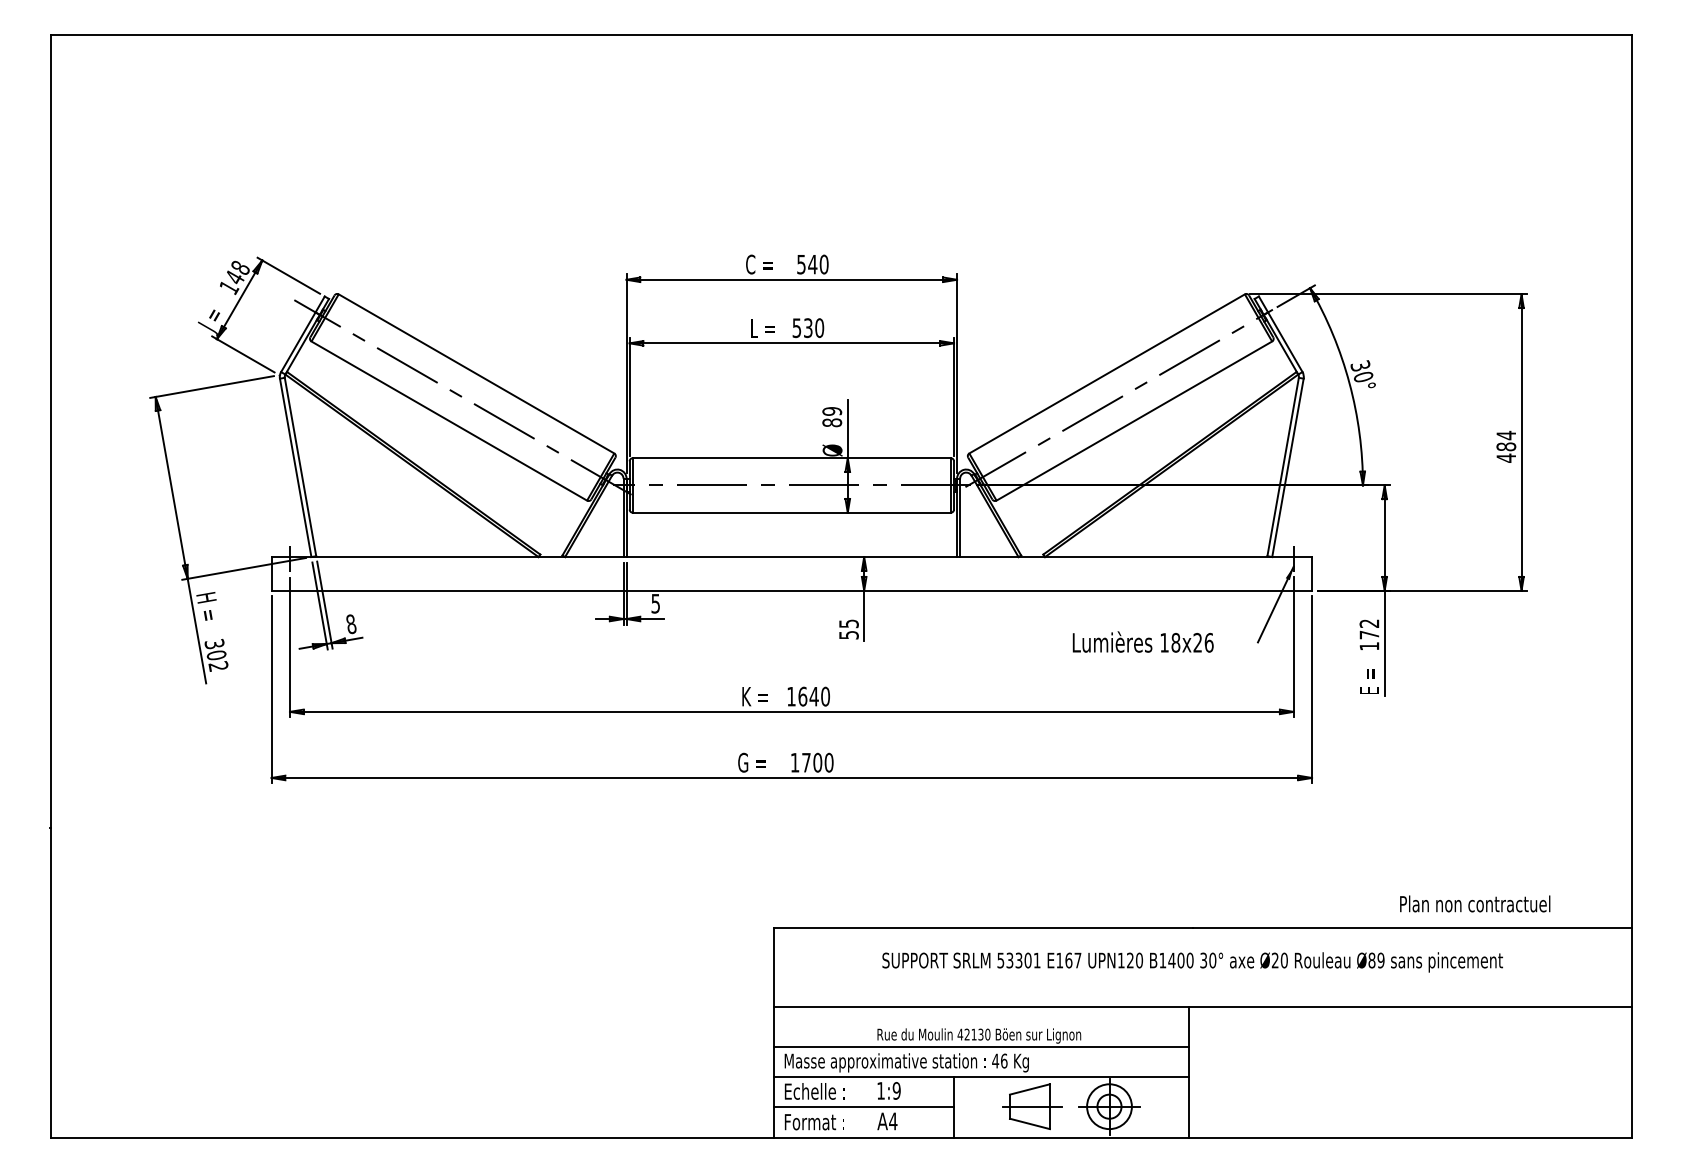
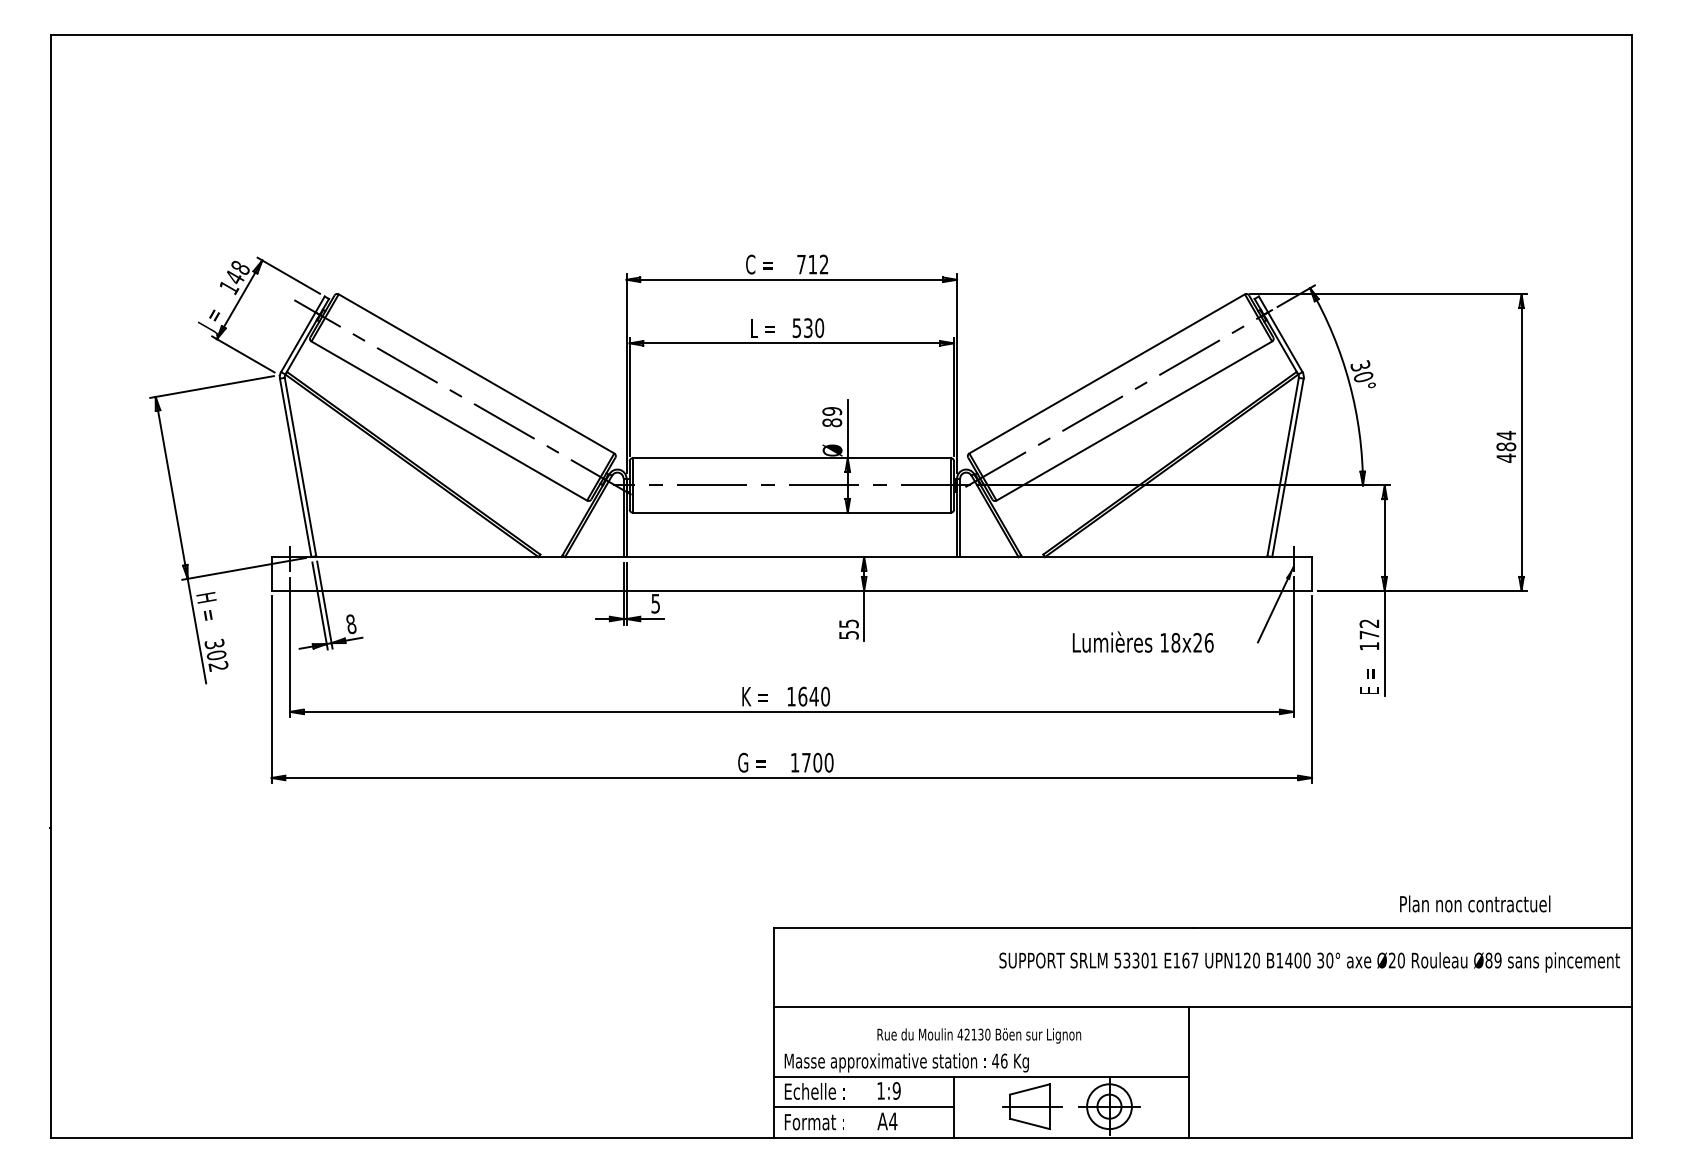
text: 540 -> 712 (812, 264)
text position: (1192, 962) -> (1309, 962) (1309, 962)
line: present -> none (981, 1046)
